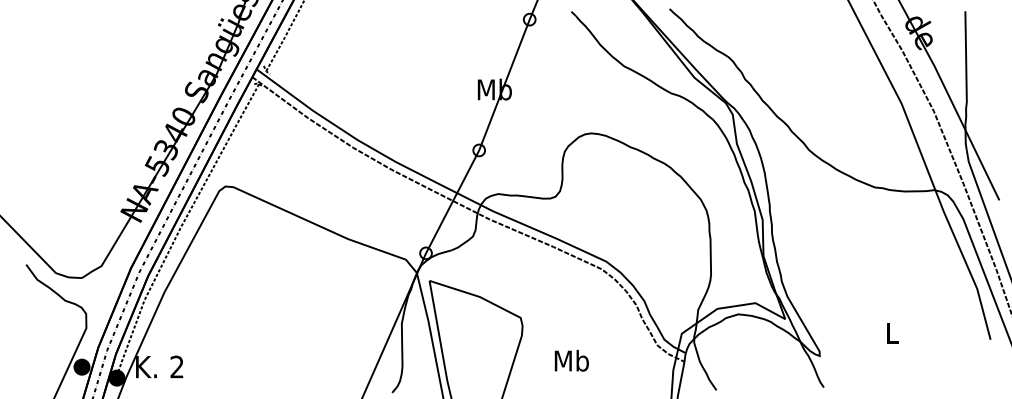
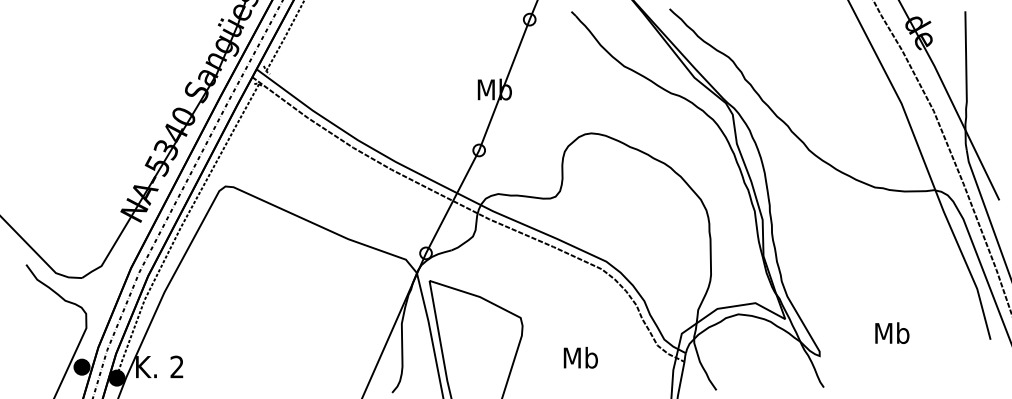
text: L -> Mb (892, 333)
text position: (571, 360) -> (580, 357) (580, 357)
